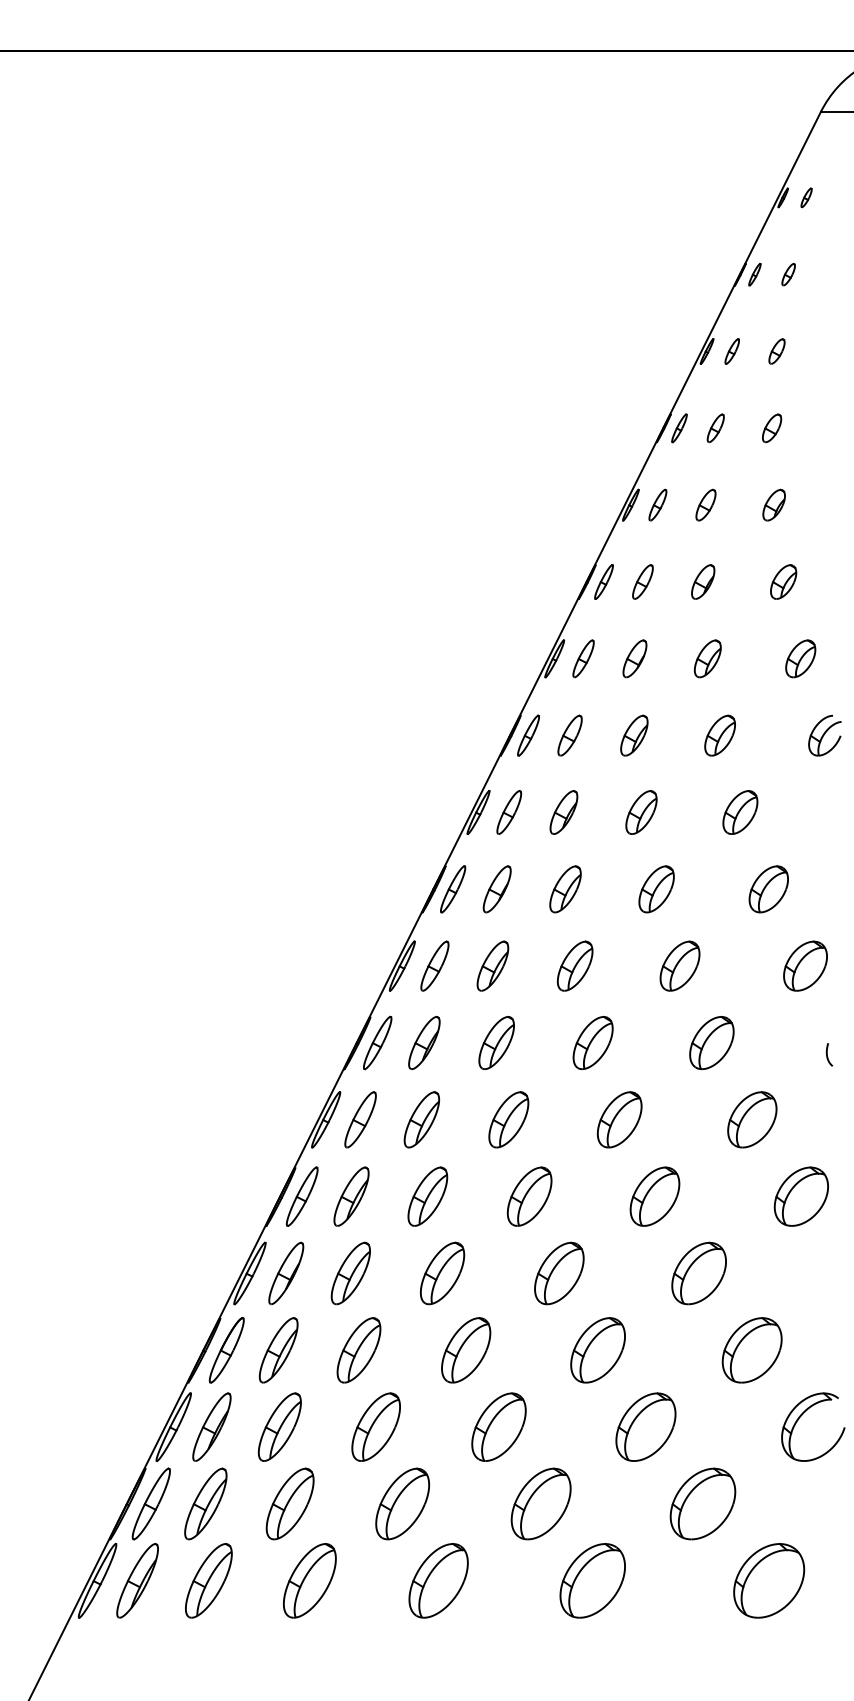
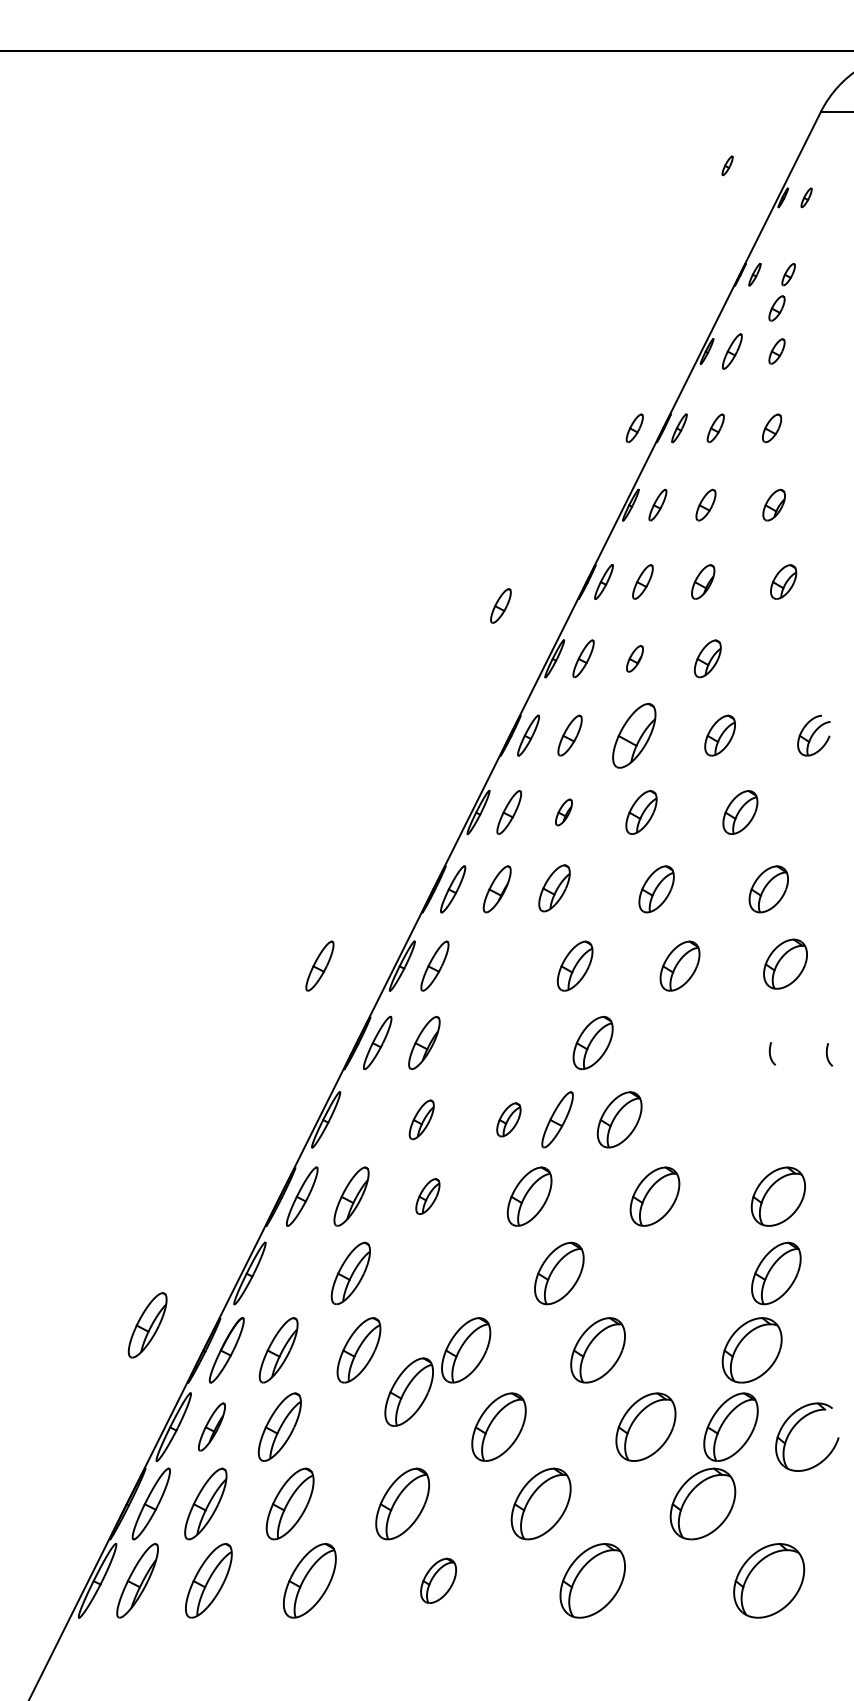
part: none -> present (727, 165)
part: none -> present (776, 308)
part size: 16x27 px -> 21x37 px (732, 351)
part: none -> present (634, 428)
part: none -> present (500, 605)
part size: 26x40 px -> 18x28 px (634, 658)
part: present -> none (800, 658)
part size: 29x43 px -> 45x67 px (634, 735)
part position: (824, 735) -> (813, 735) (813, 735)
part size: 30x45 px -> 18x29 px (563, 812)
part position: (565, 889) -> (554, 888) (554, 888)
part: none -> present (319, 965)
part: present -> none (492, 965)
part position: (805, 965) -> (785, 963) (785, 963)
part: present -> none (496, 1042)
part: present -> none (711, 1042)
curve: none -> present (770, 1053)
part position: (360, 1119) -> (557, 1119) (557, 1119)
part size: 37x58 px -> 27x42 px (421, 1119)
part size: 42x58 px -> 26x36 px (508, 1119)
part: present -> none (752, 1119)
part size: 42x61 px -> 26x37 px (427, 1196)
part position: (800, 1196) -> (777, 1196) (777, 1196)
part: present -> none (286, 1273)
part: present -> none (442, 1273)
part: present -> none (698, 1273)
part: none -> present (776, 1273)
part: none -> present (147, 1325)
part position: (802, 1415) -> (796, 1425) (796, 1425)
part size: 40x70 px -> 28x50 px (211, 1426)
part position: (375, 1426) -> (408, 1391) (408, 1391)
part: none -> present (730, 1426)
part size: 61x76 px -> 37x47 px (438, 1580)
